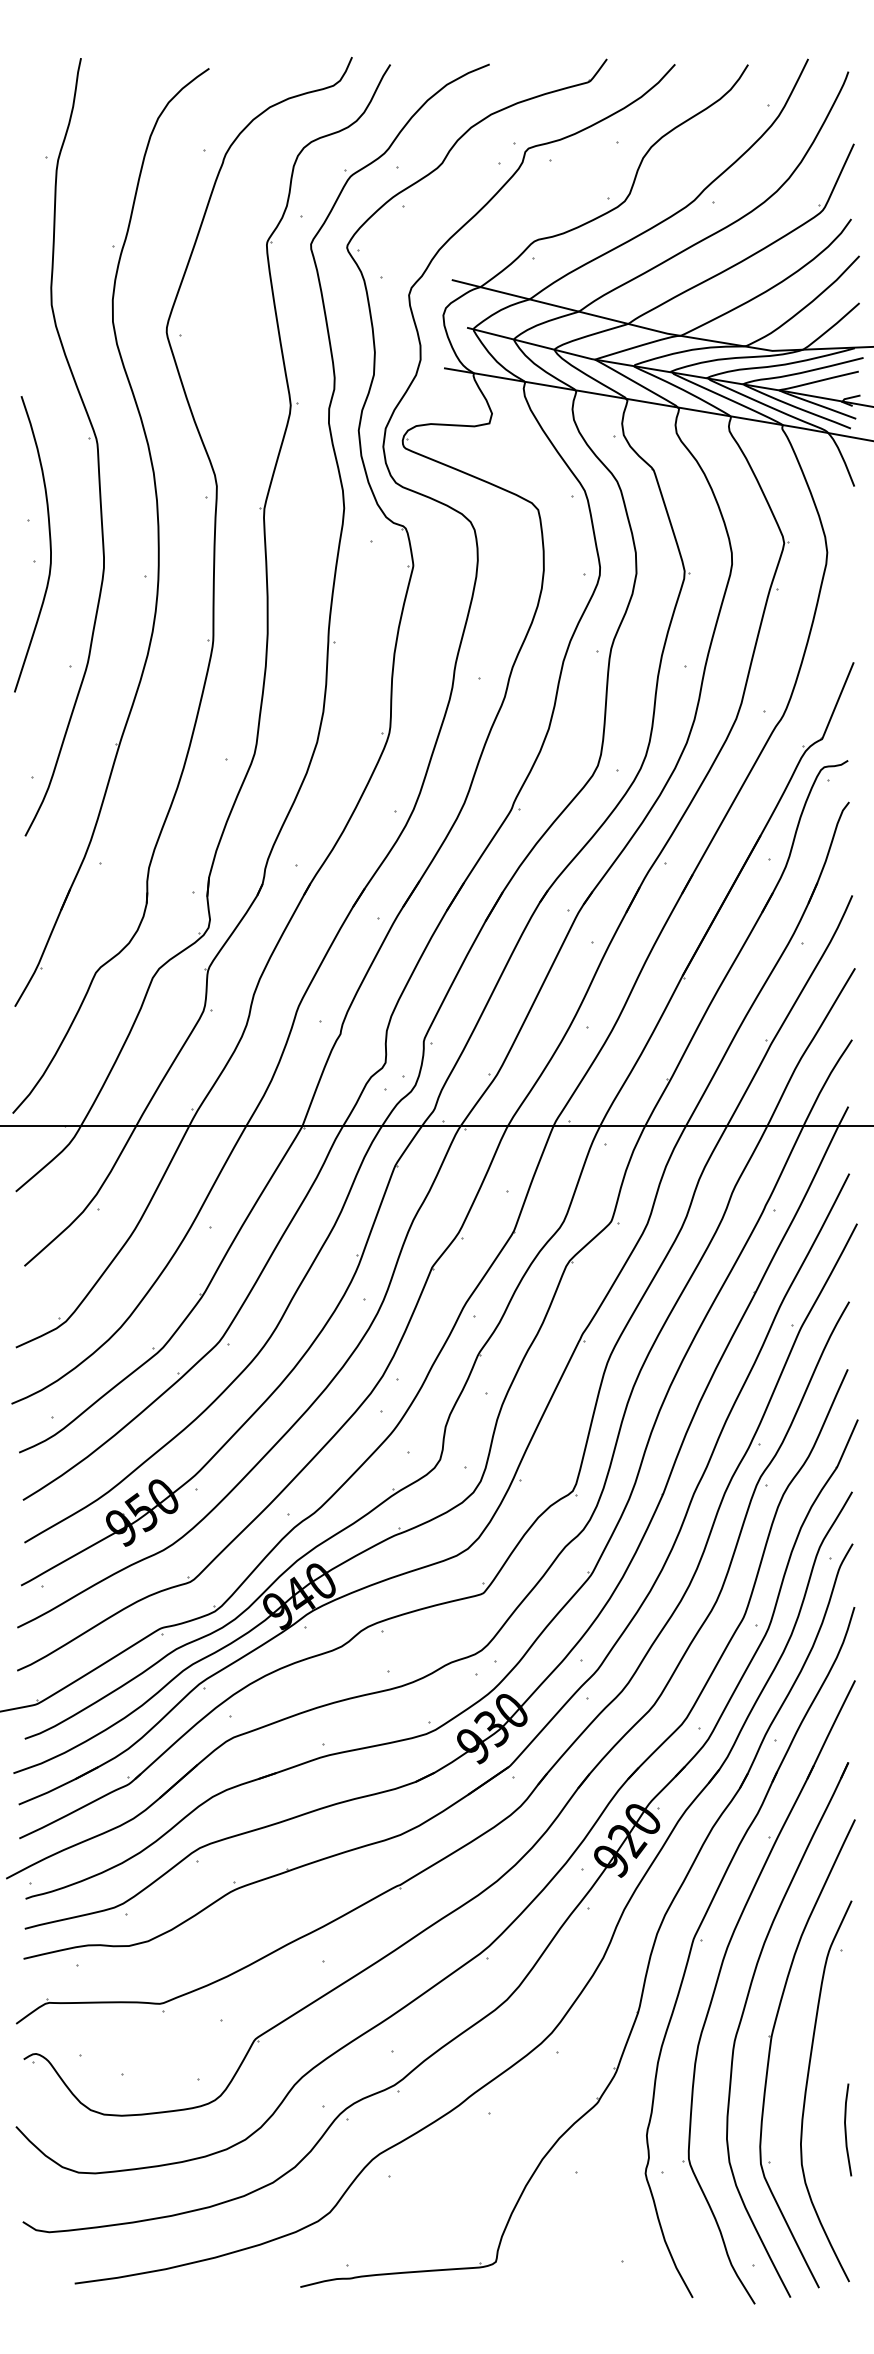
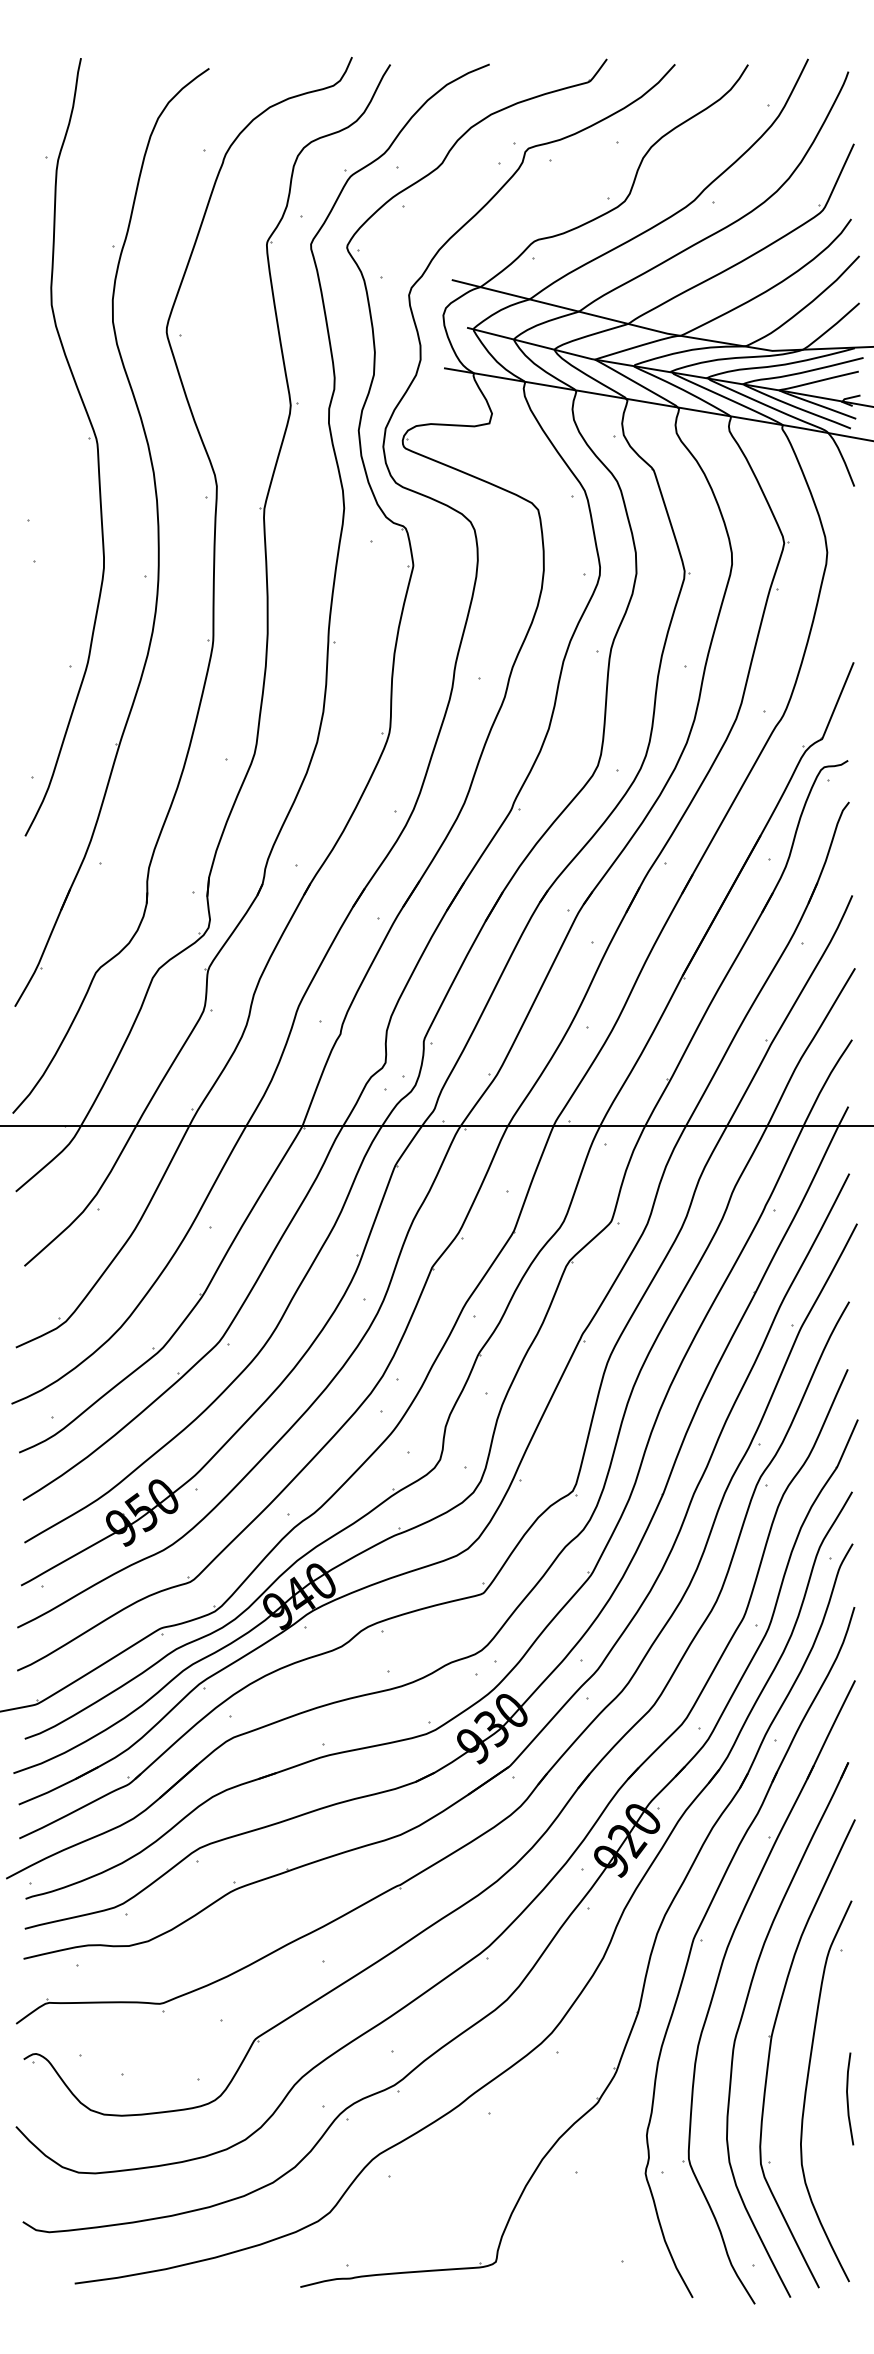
curve: present -> none (49, 544)
line position: (846, 2129) -> (848, 2098) (848, 2098)
